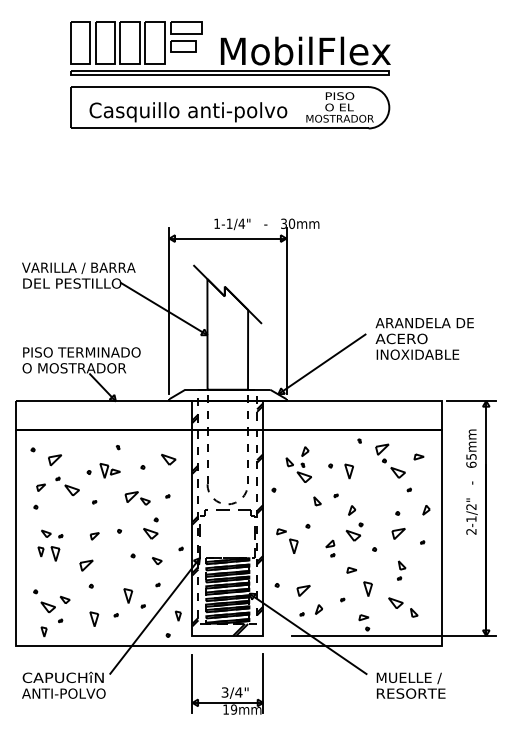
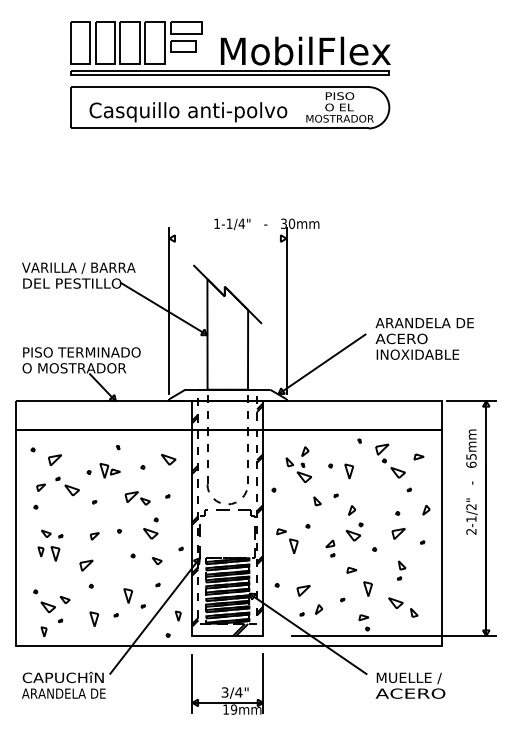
line: present -> none (227, 238)
text: ANTI-POLVO -> ARANDELA DE (63, 693)
text: RESORTE -> ACERO (410, 693)
